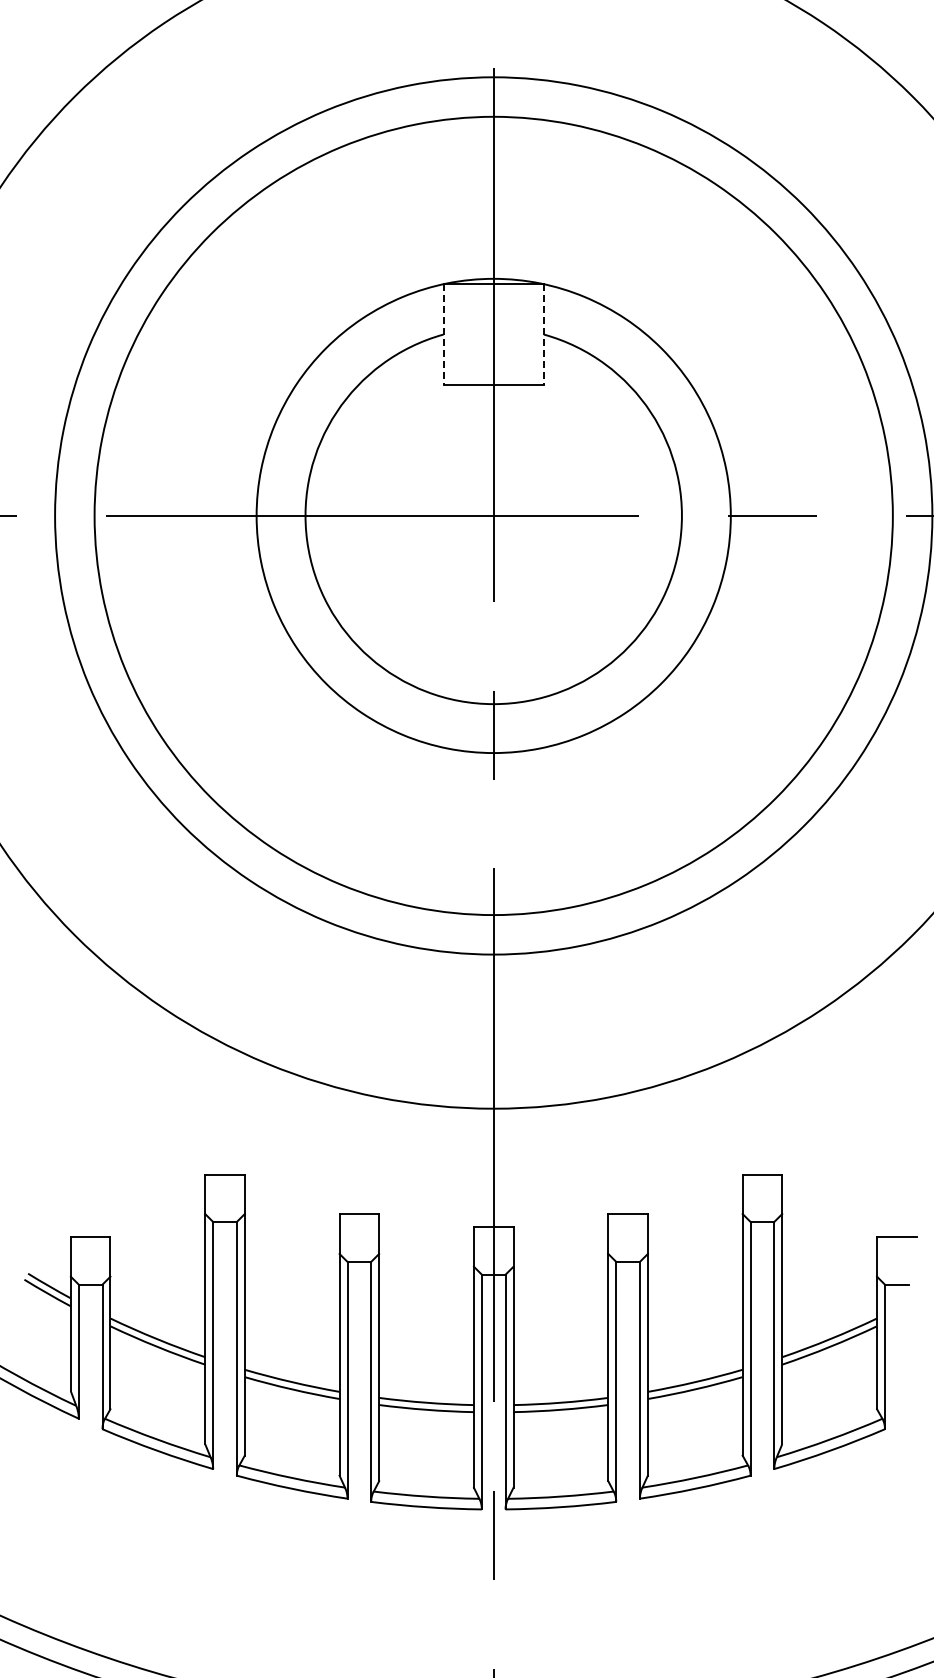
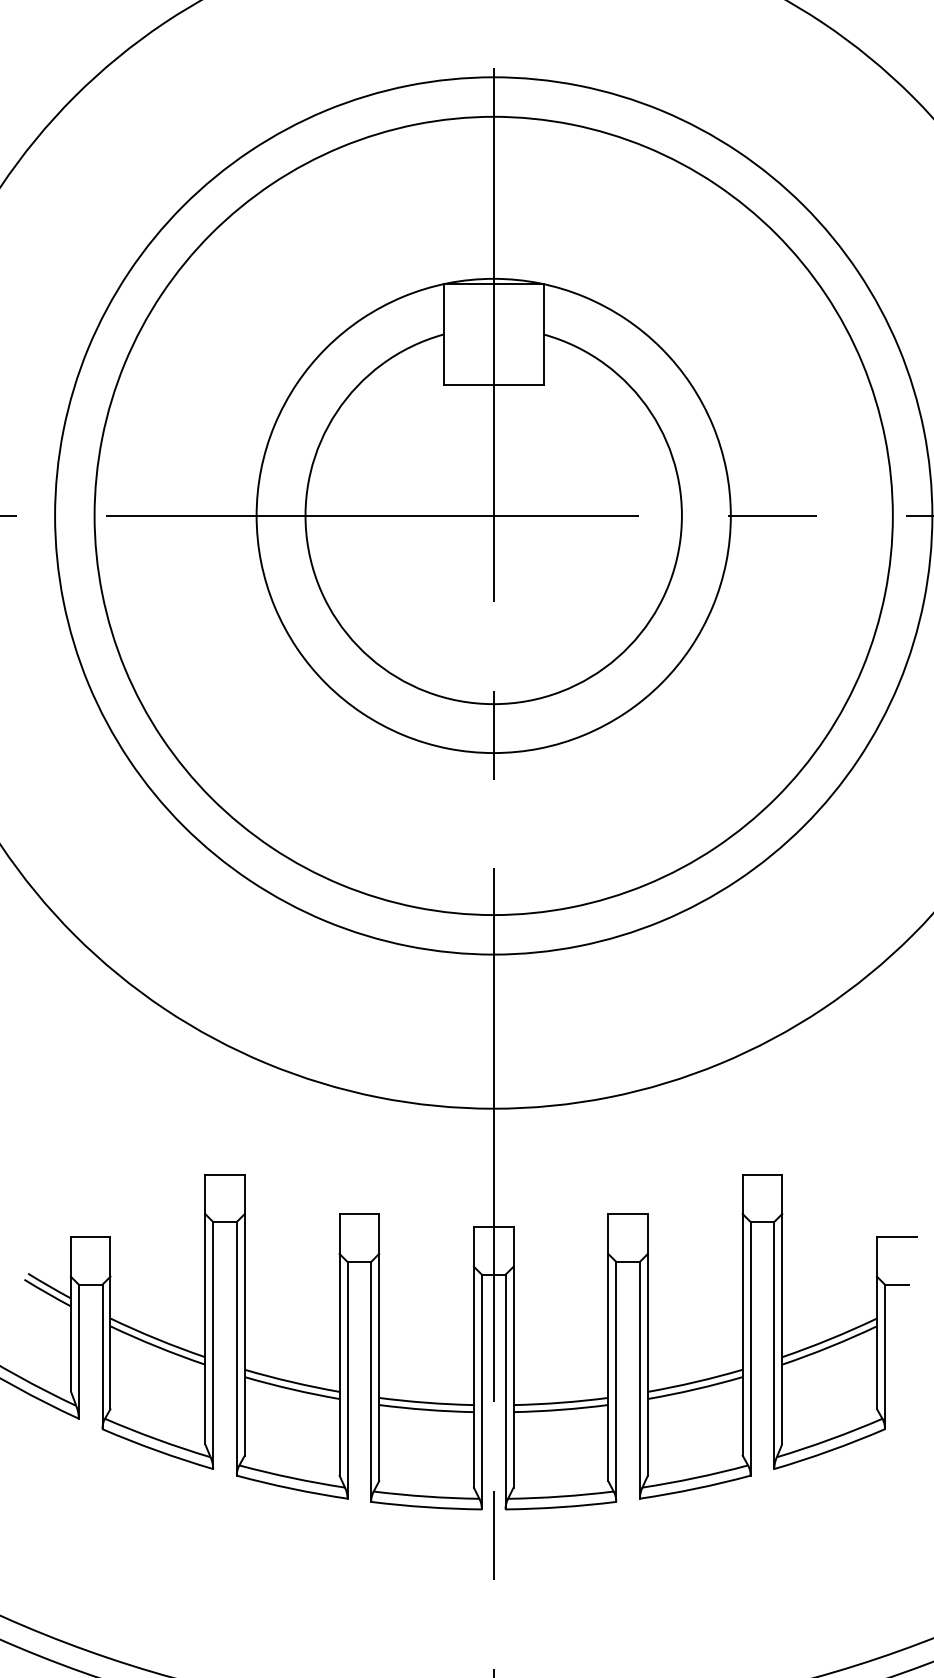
line: dashed -> solid (443, 335)
line: dashed -> solid (543, 335)
